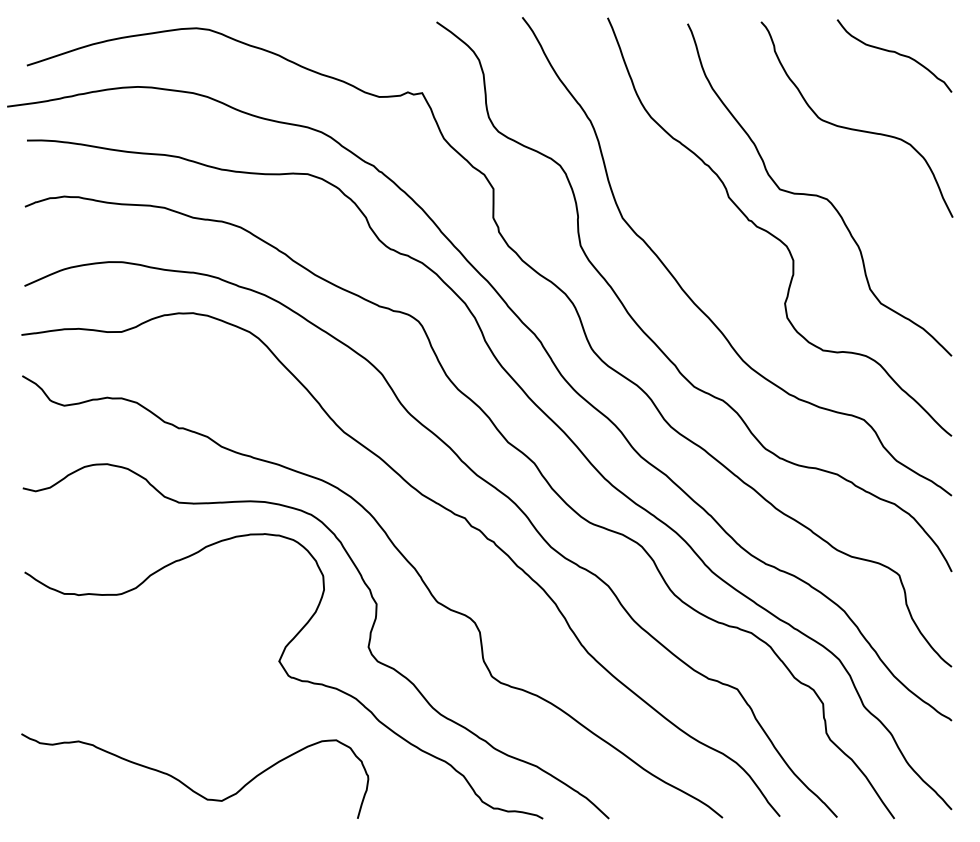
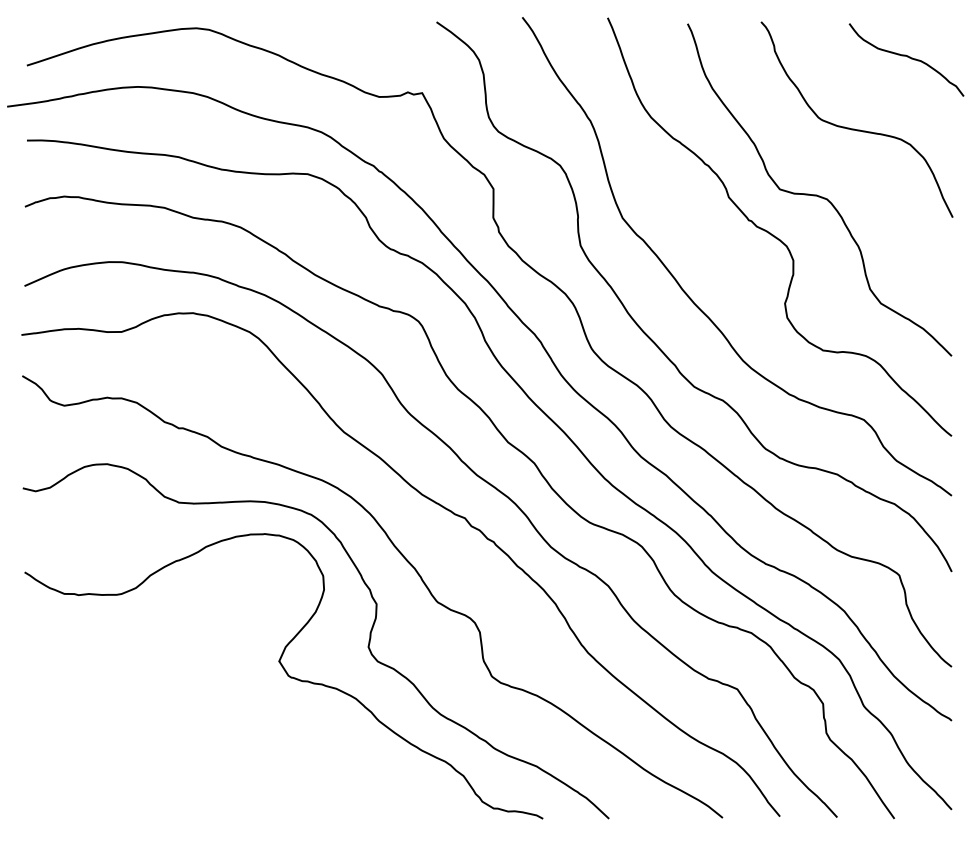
curve position: (895, 53) -> (907, 57) (907, 57)
curve: present -> none (187, 785)
